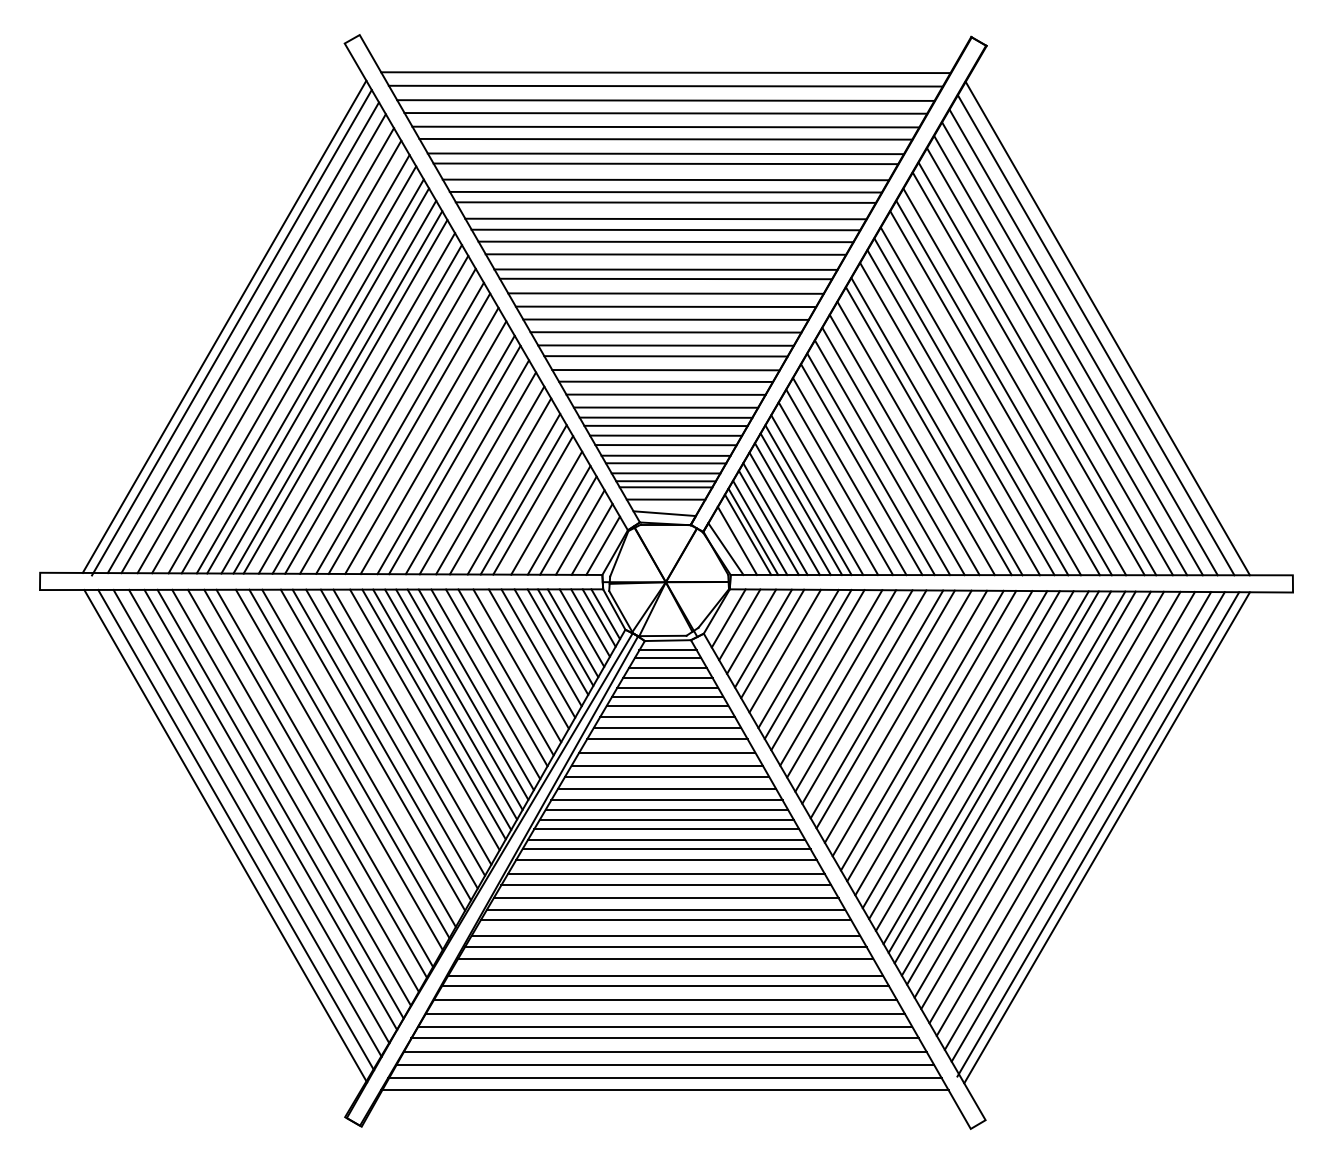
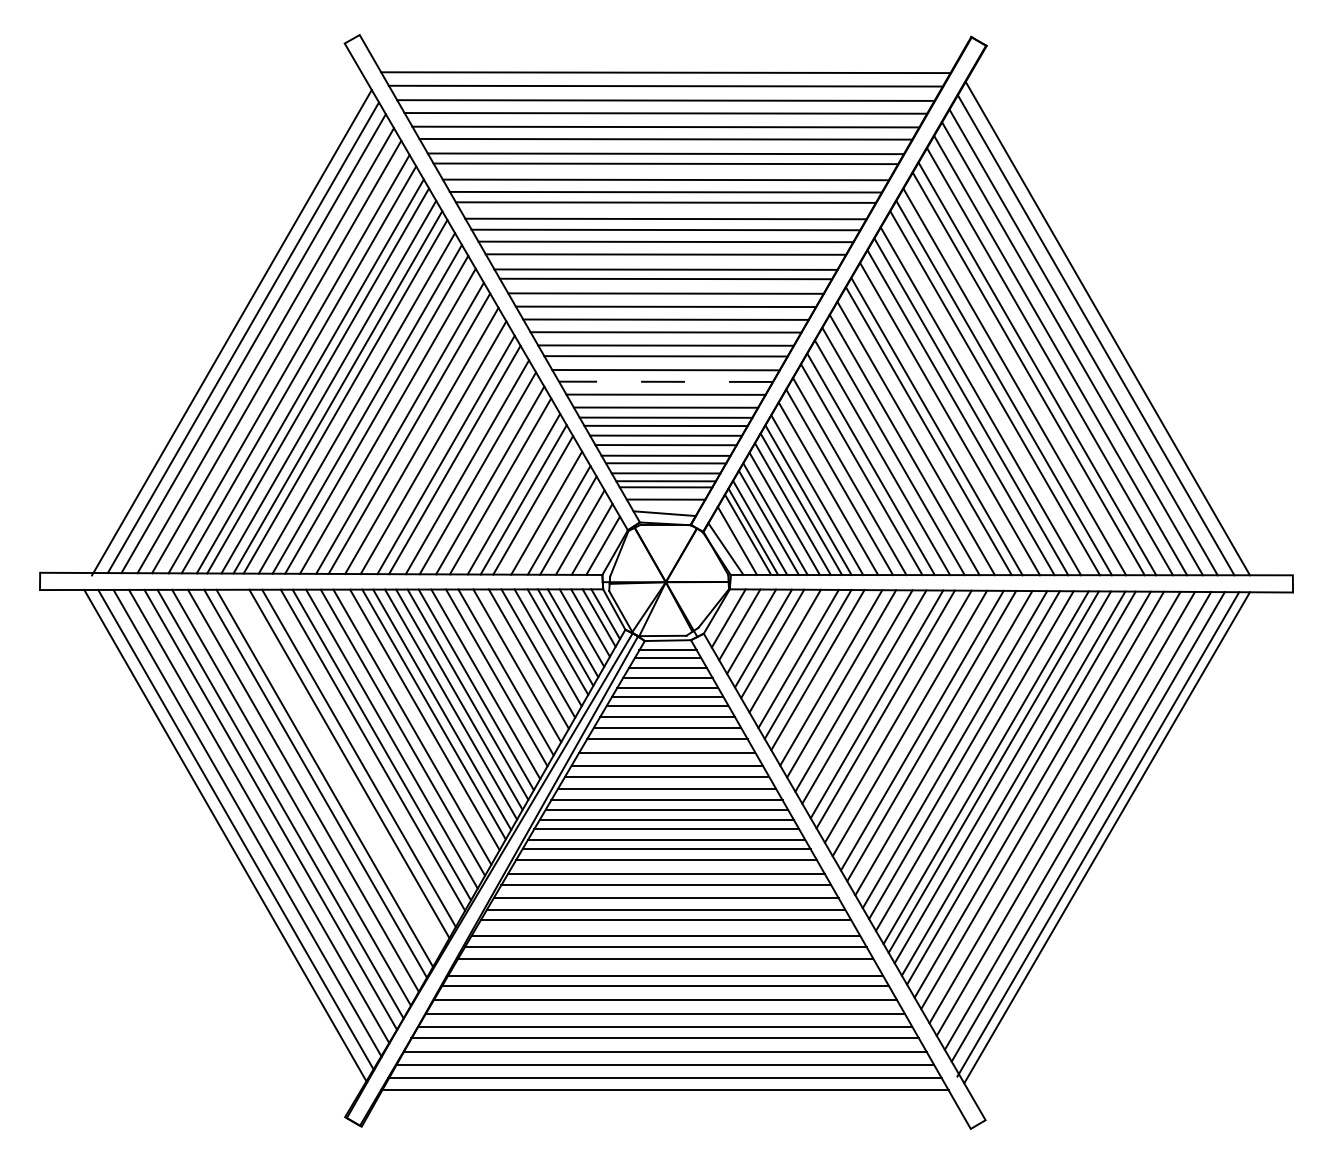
line: present -> none (224, 326)
line: solid -> dashed (665, 381)
line: present -> none (338, 769)
